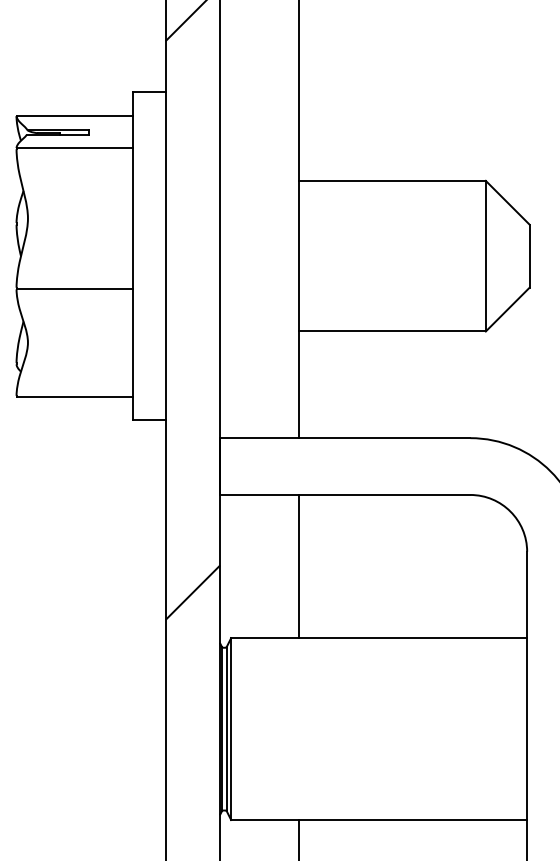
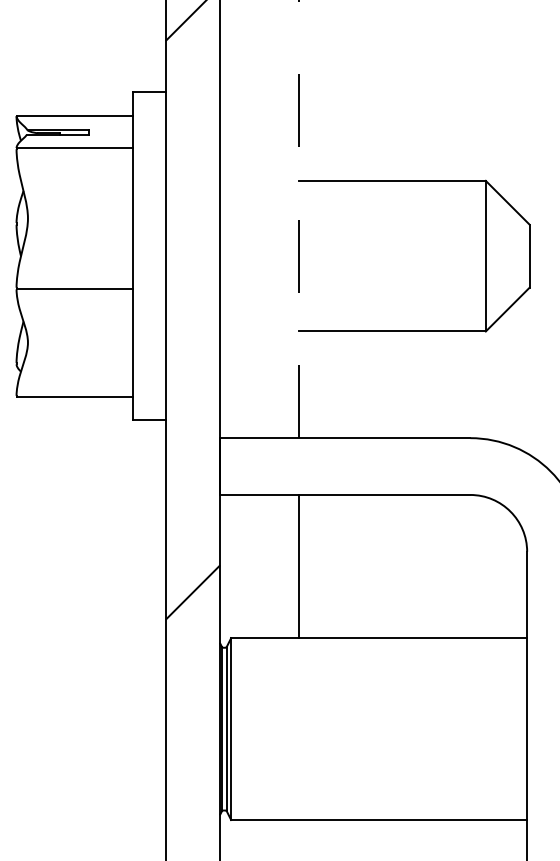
line: solid -> dashed (298, 219)
line: present -> none (298, 838)
